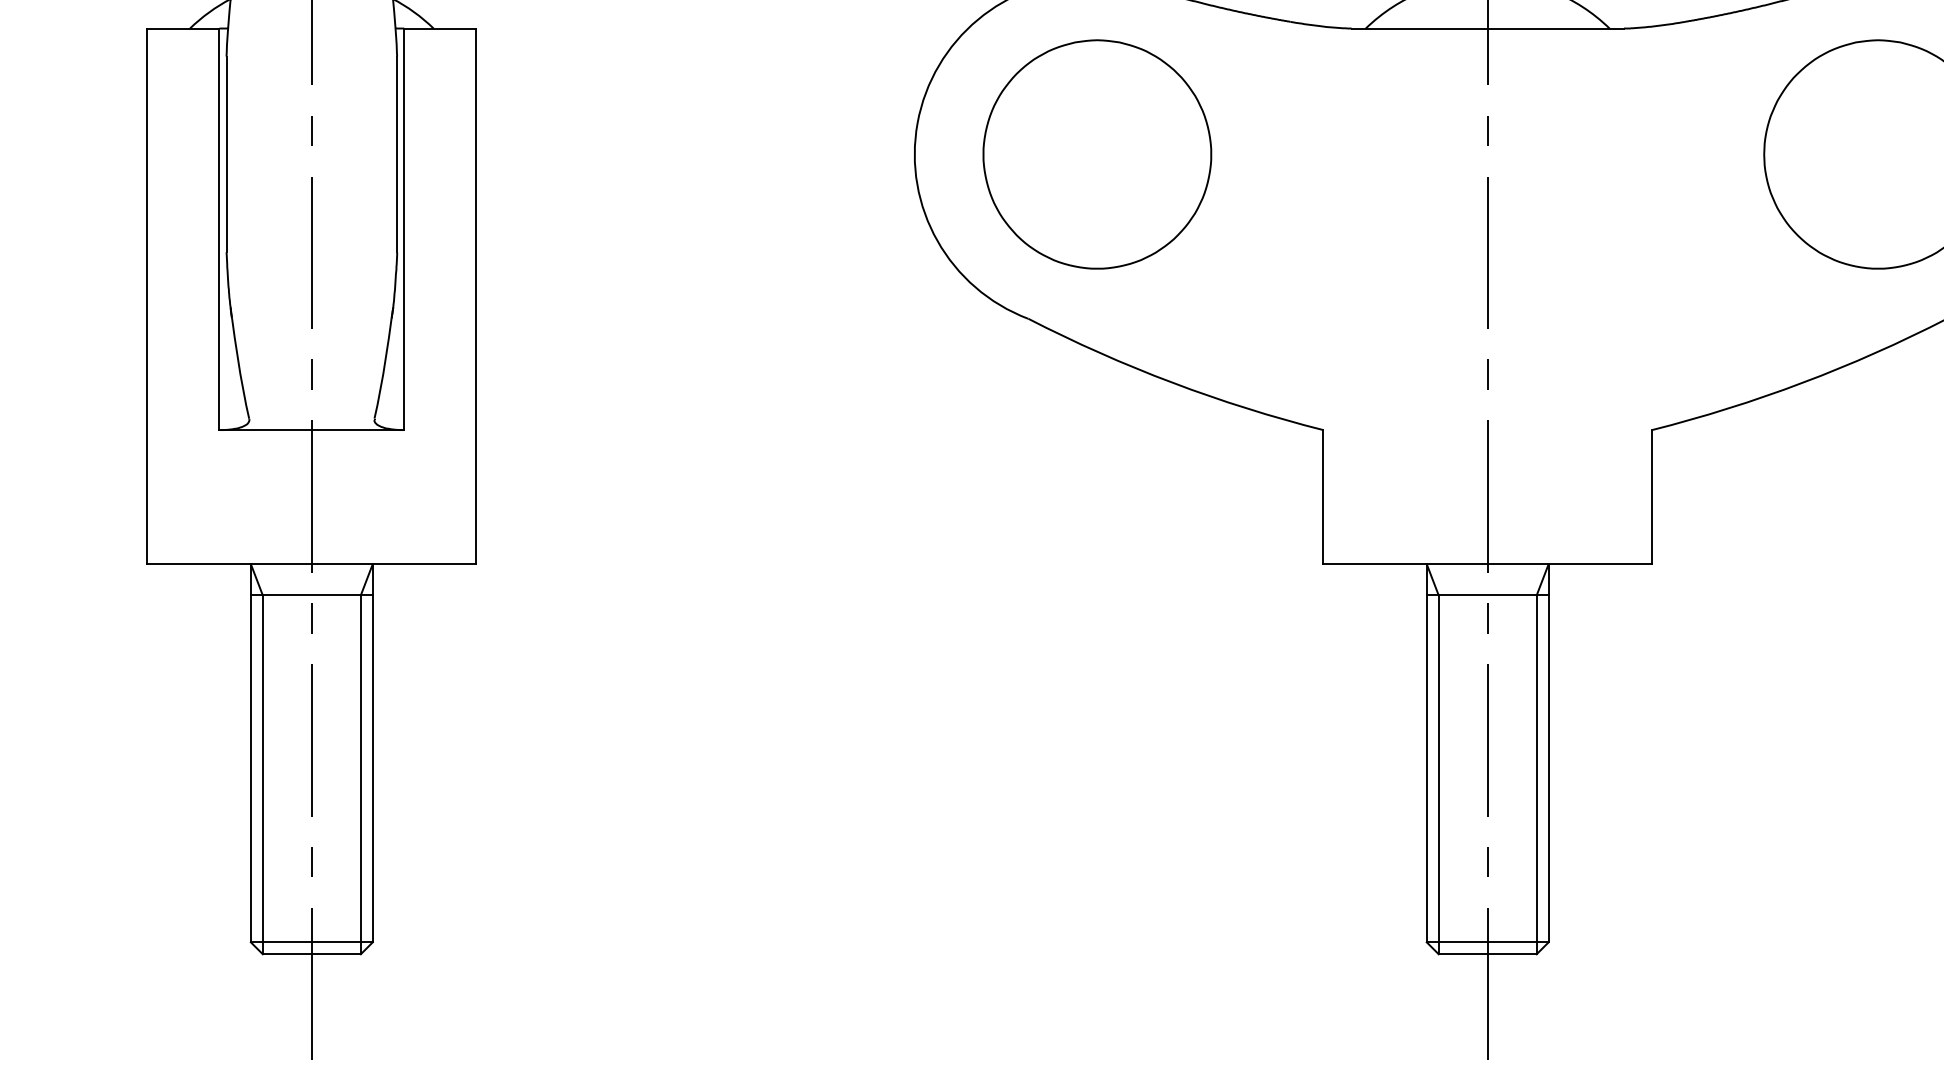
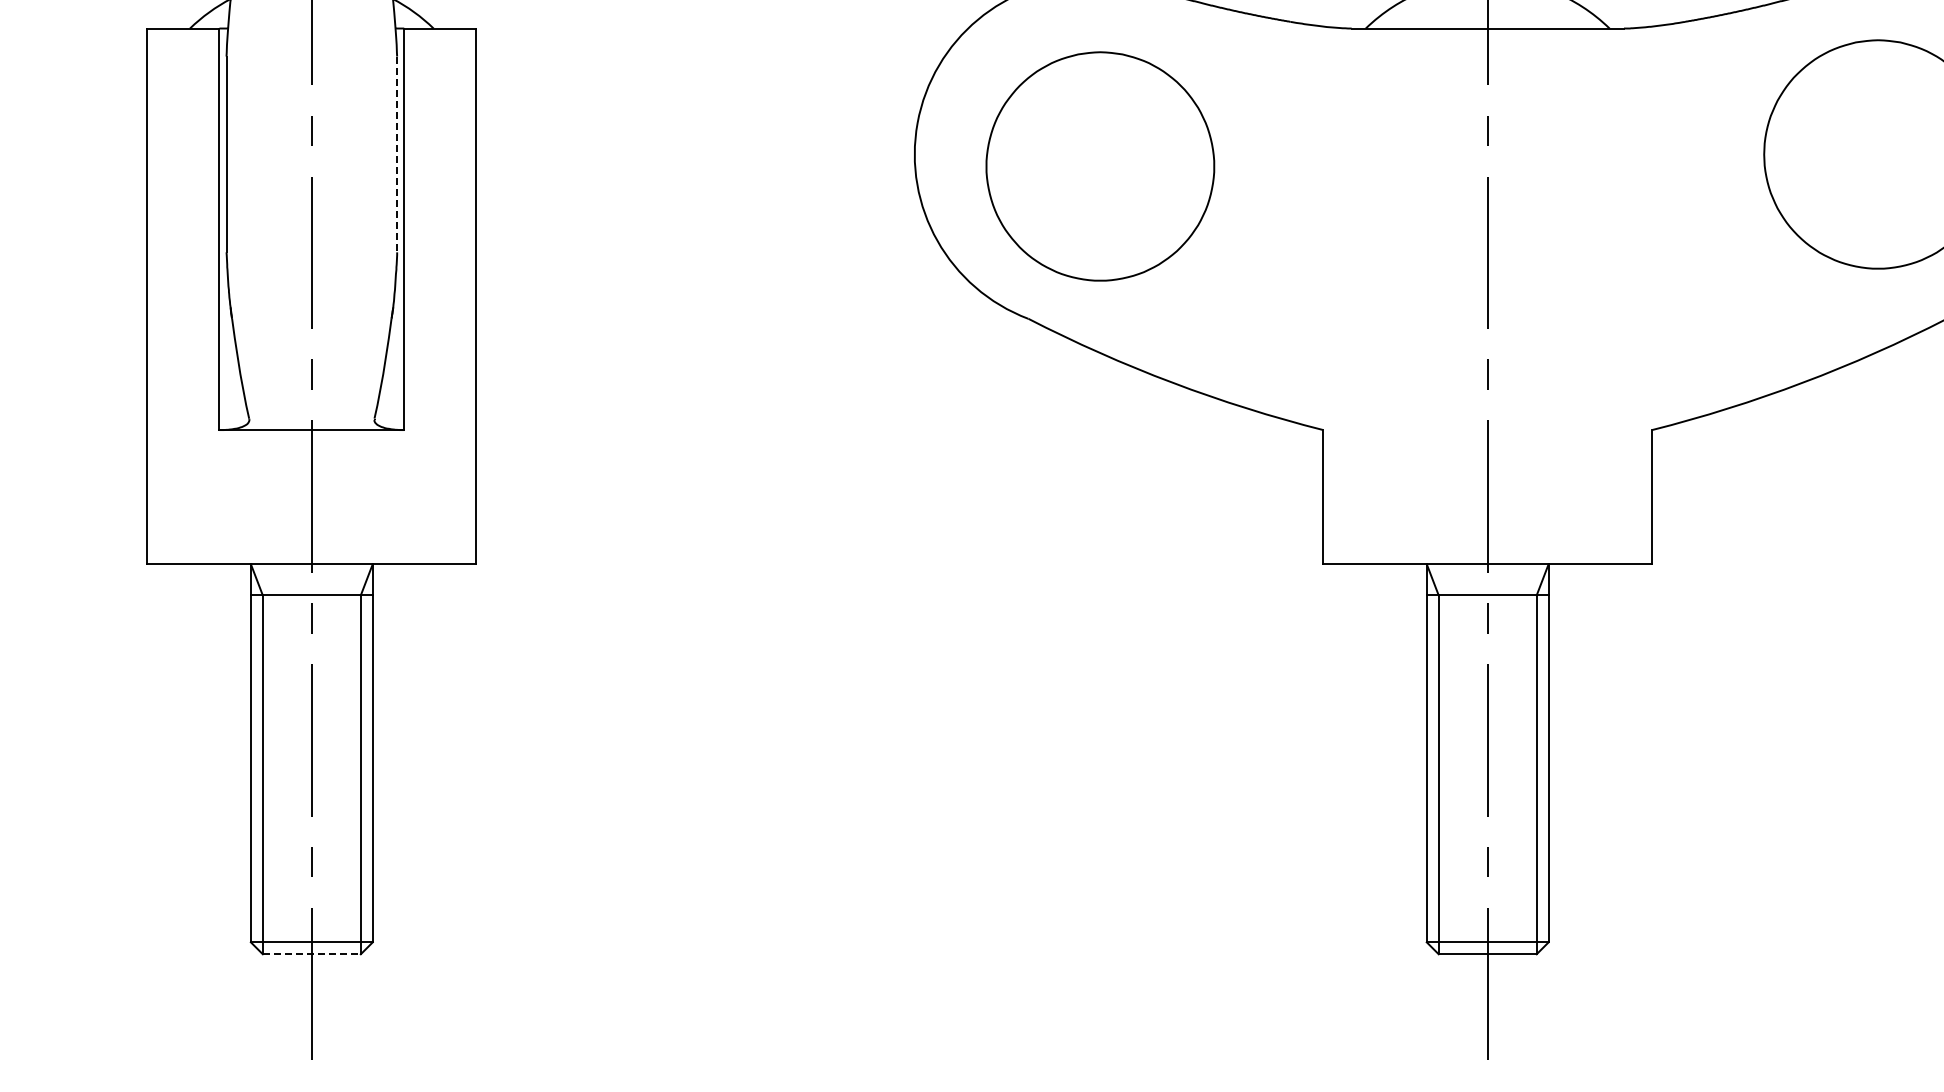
line: solid -> dashed (397, 154)
part position: (1097, 154) -> (1100, 166) (1100, 166)
line: solid -> dashed (312, 954)
